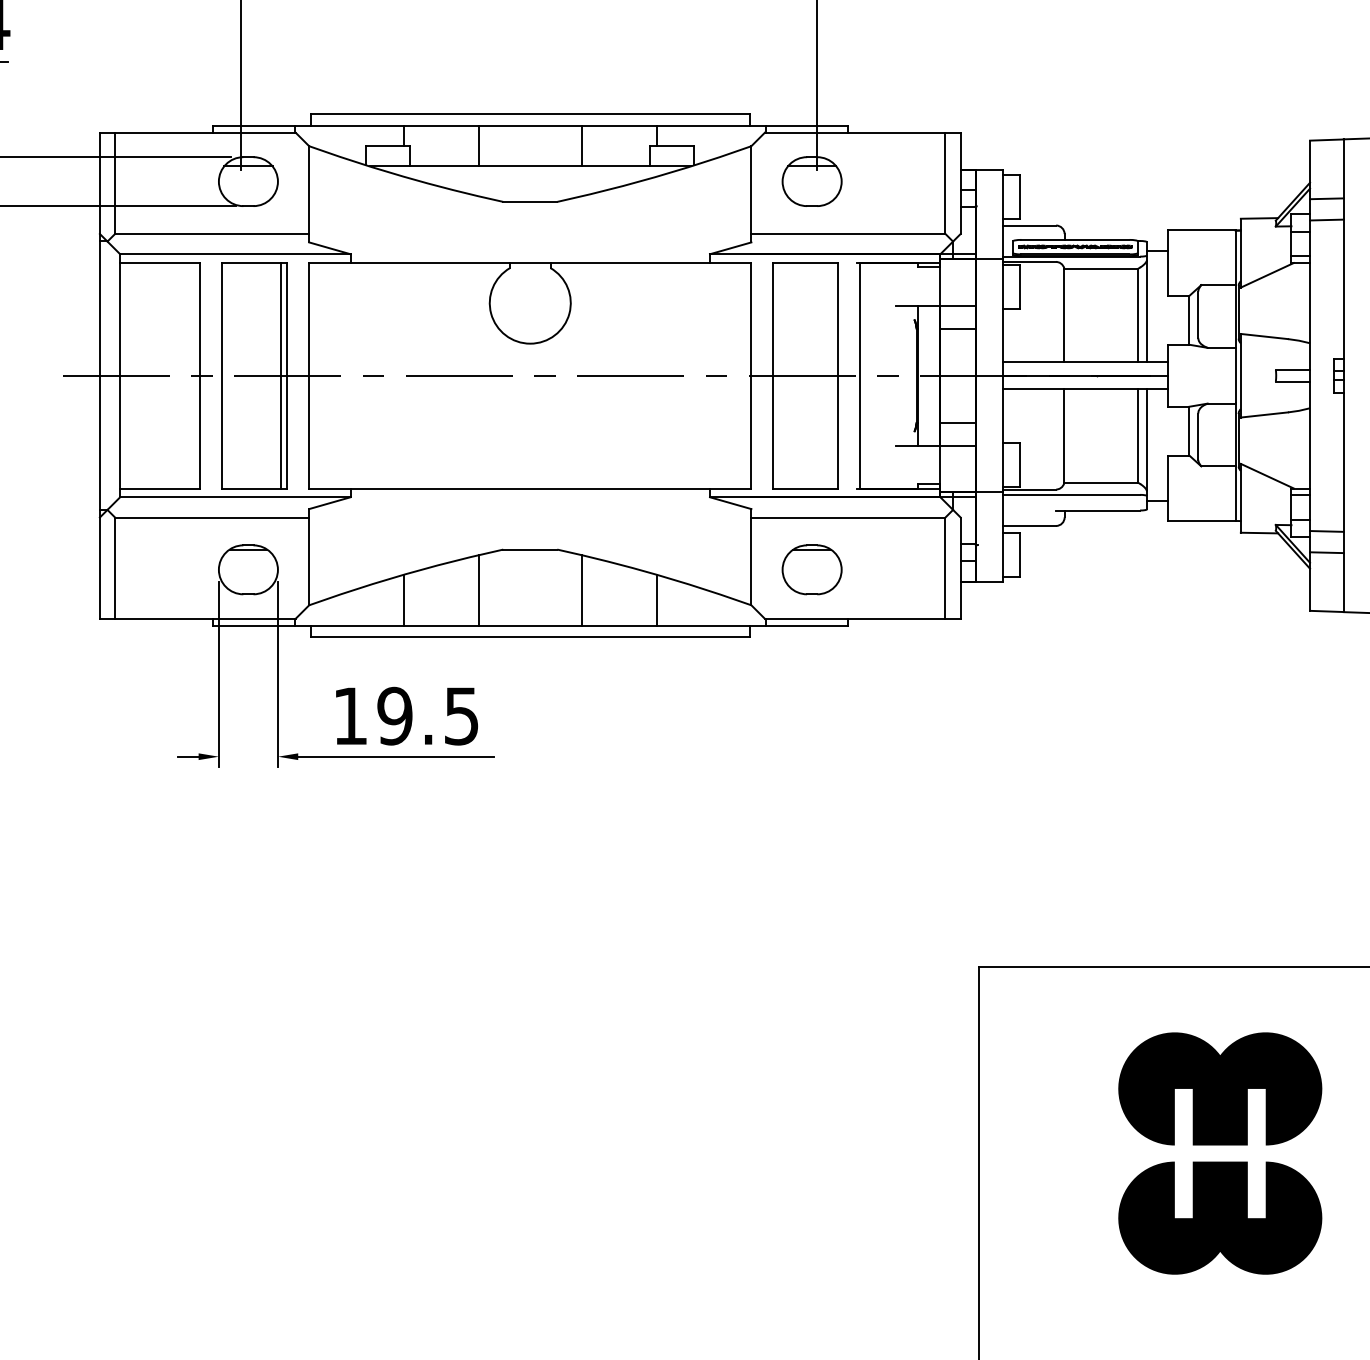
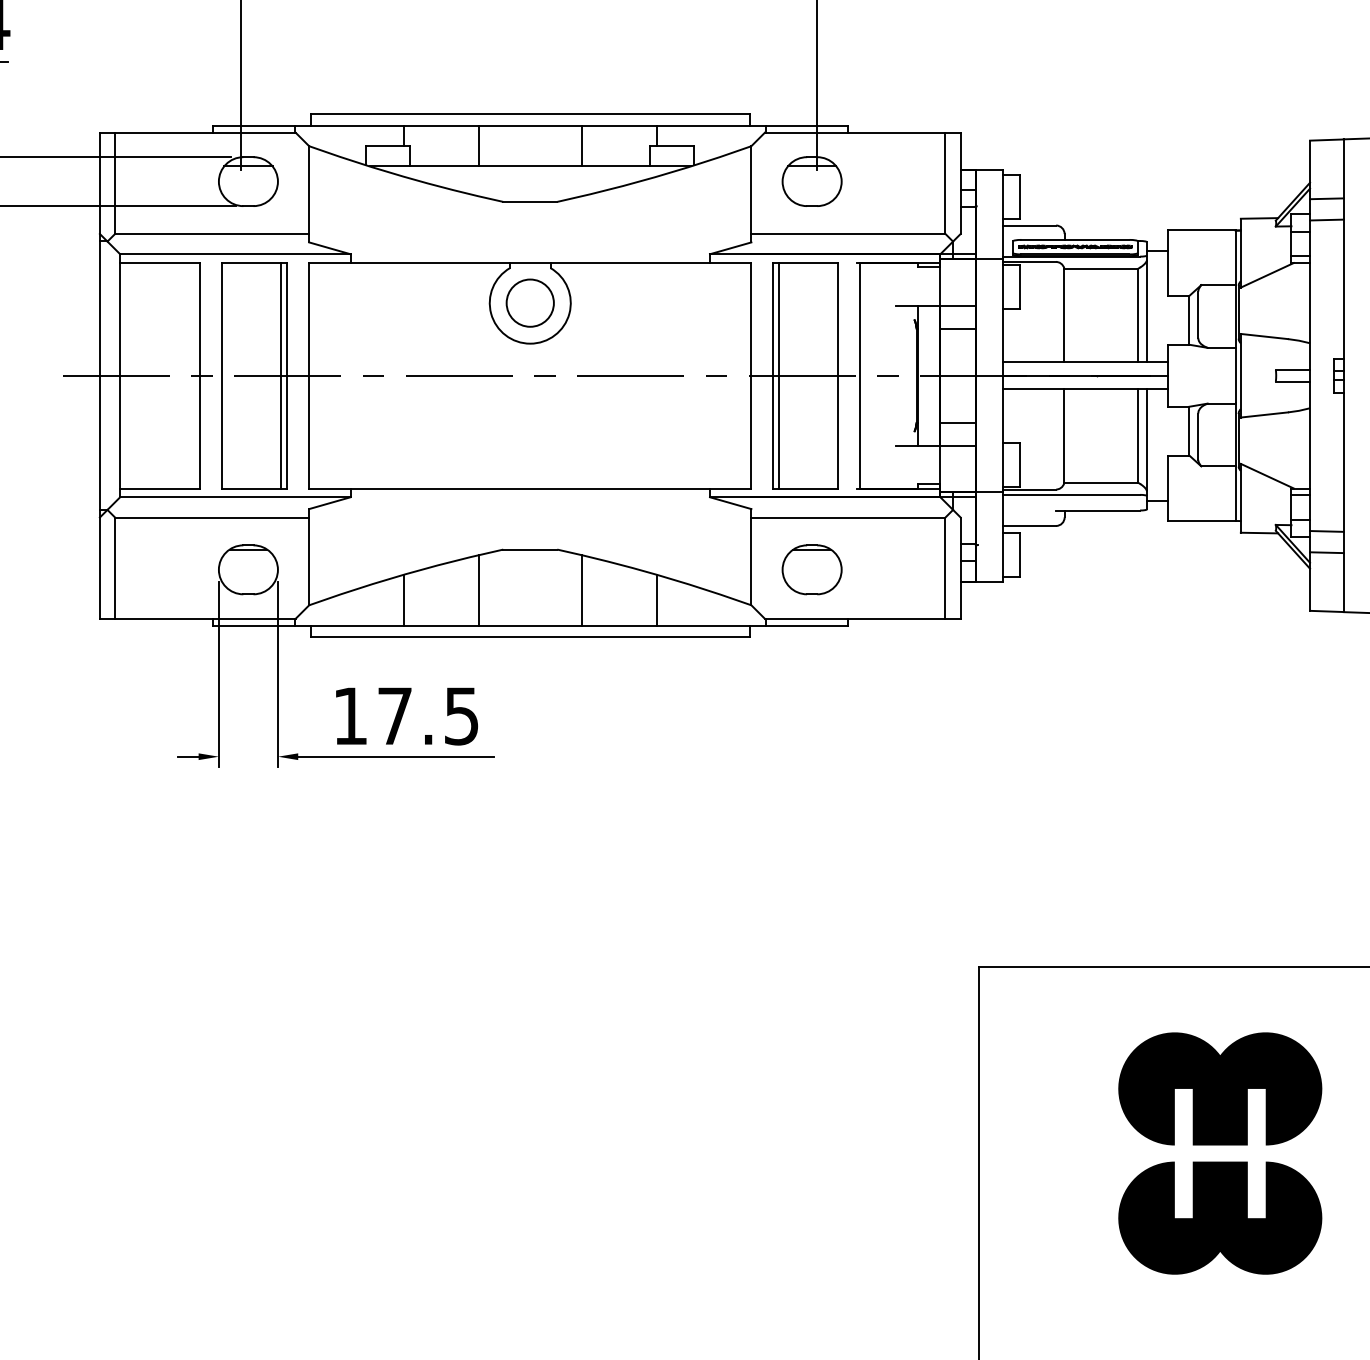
circle: none -> present (529, 302)
line: none -> present (779, 375)
text: 19.5 -> 17.5 (394, 715)
